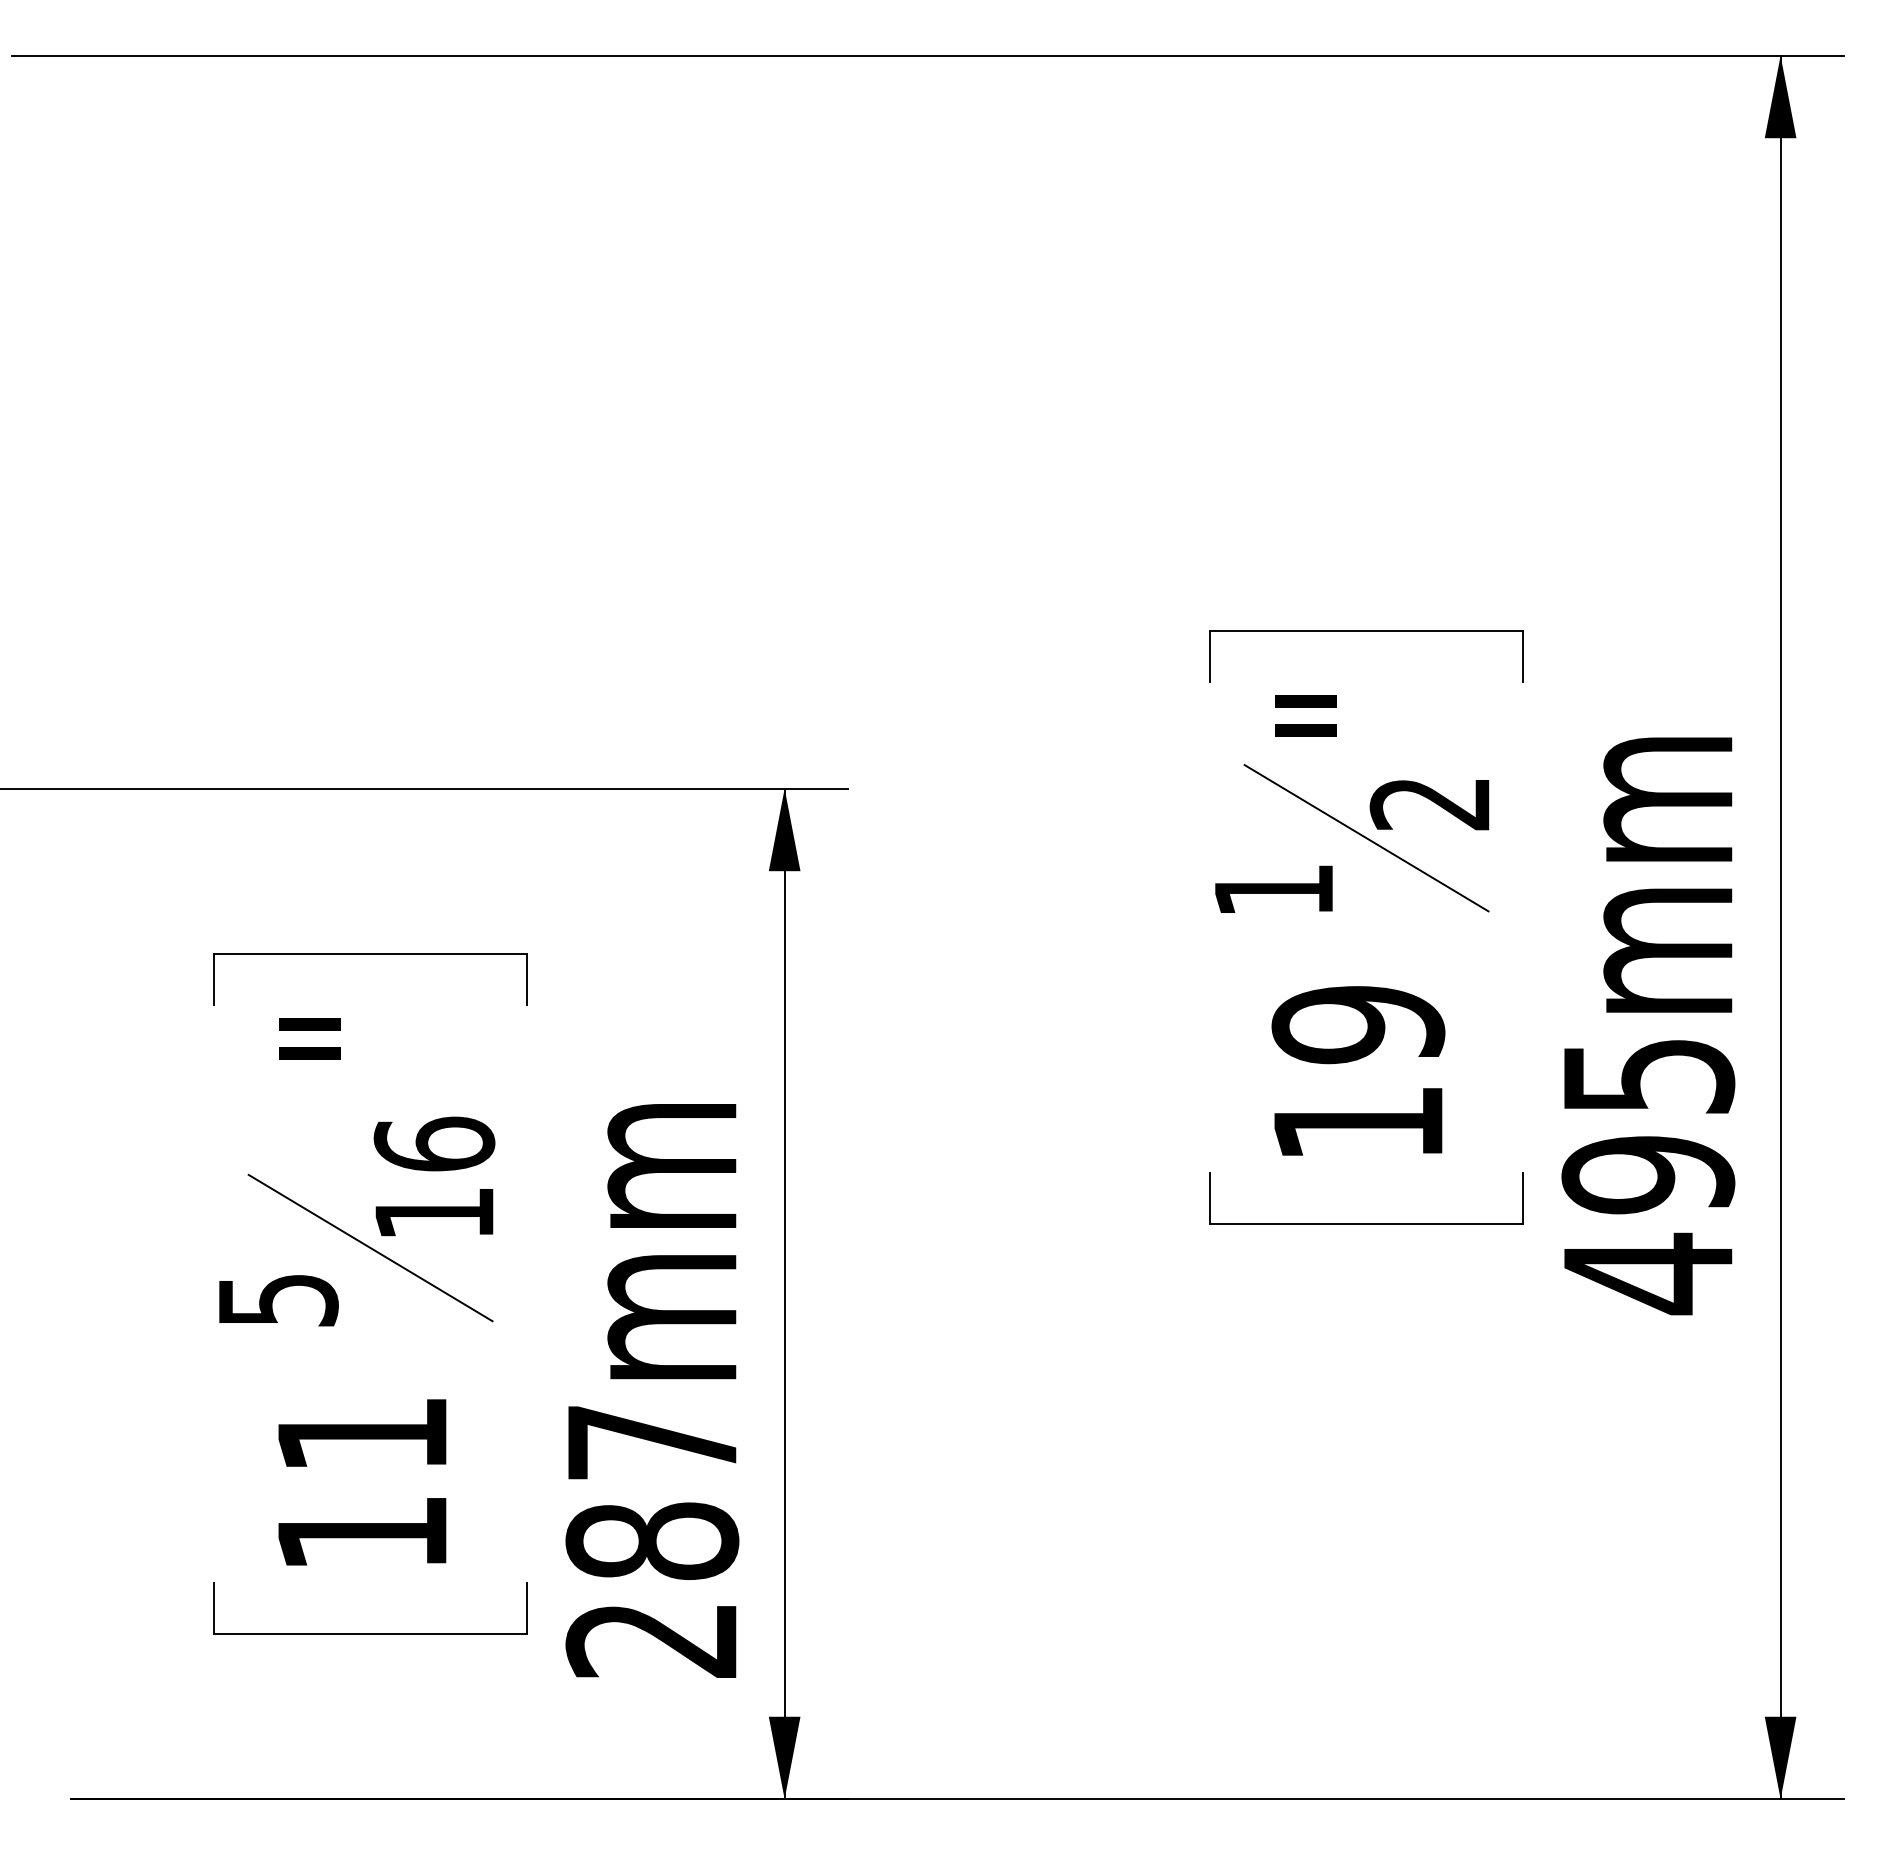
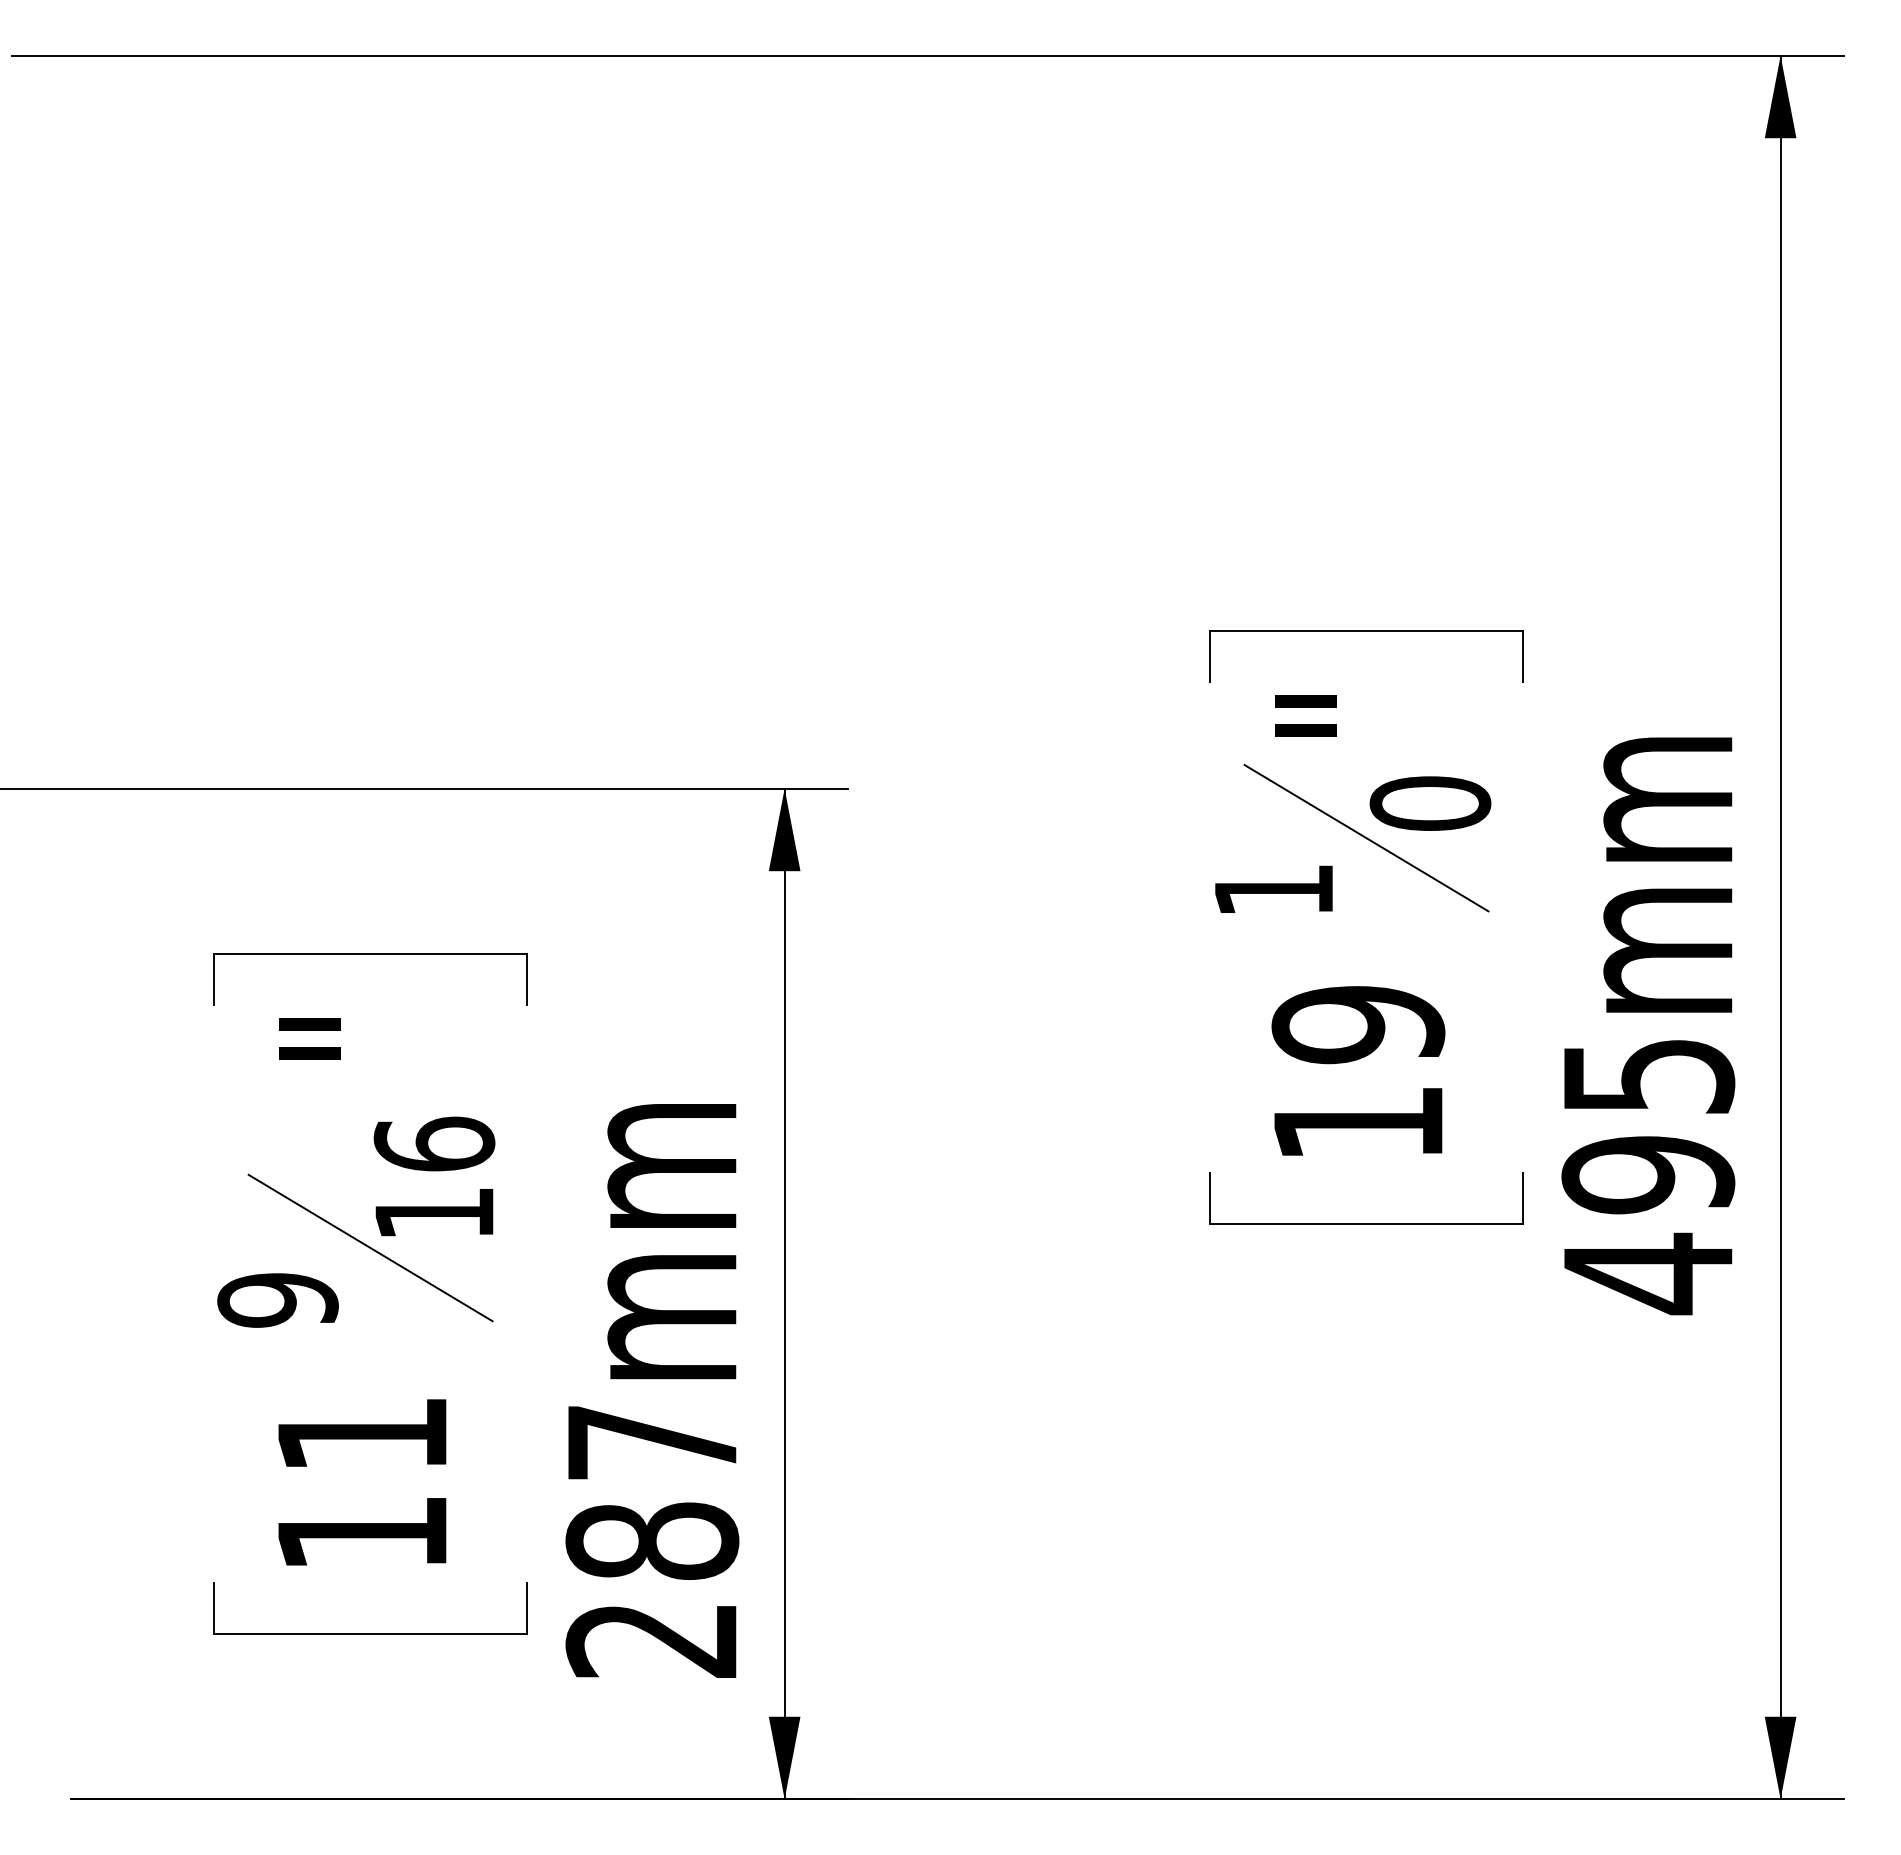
text: 2 -> 0 (1430, 803)
text: 5 -> 9 (277, 1300)
